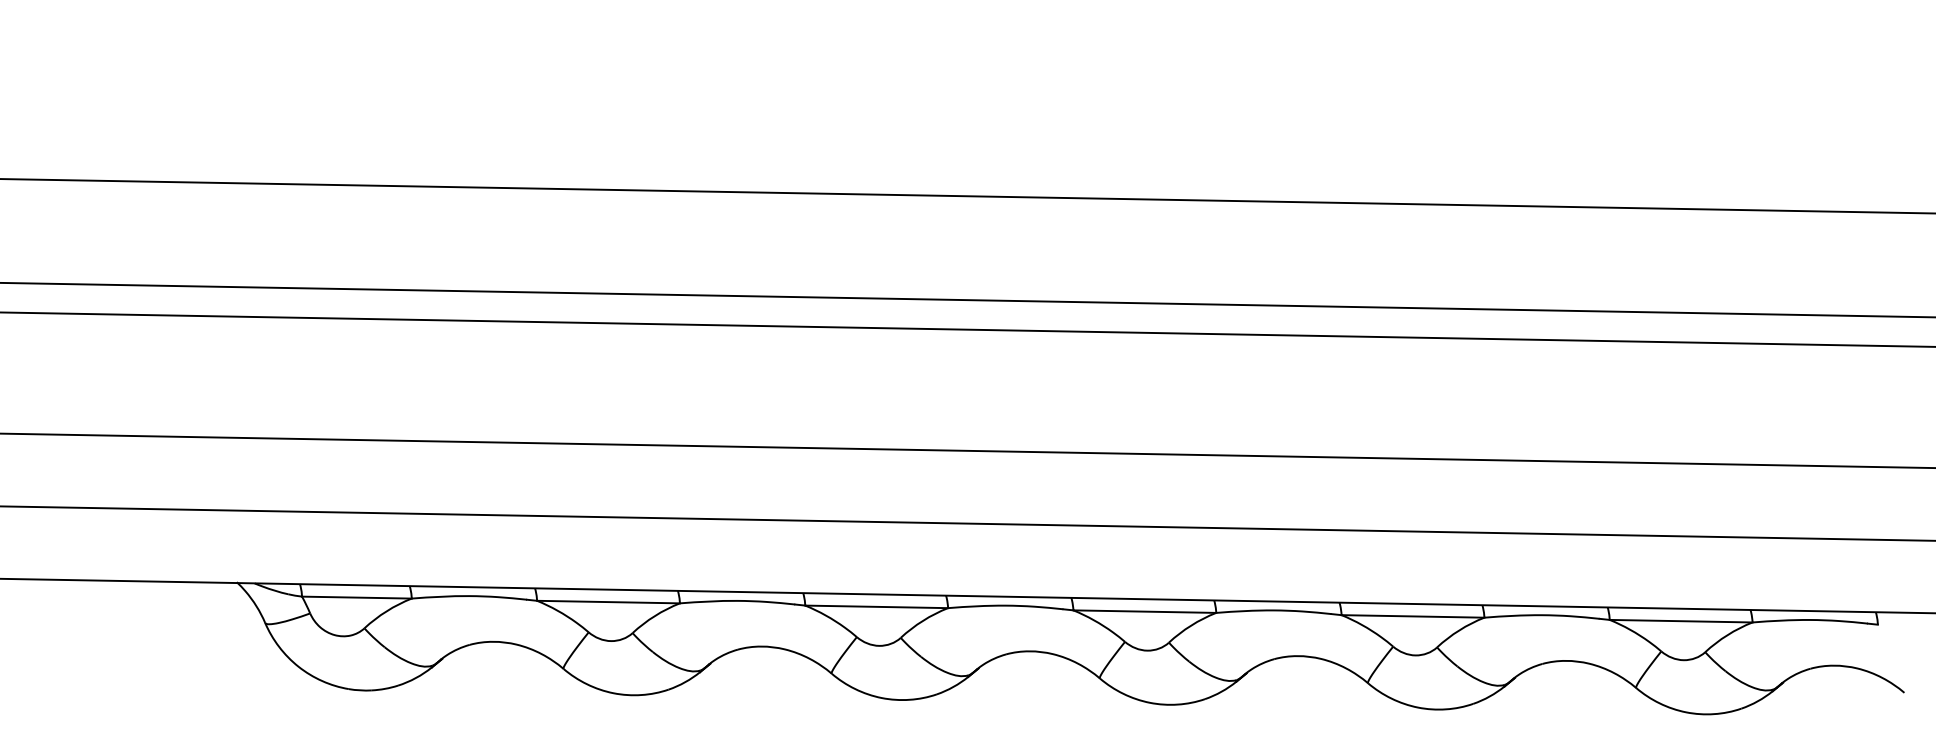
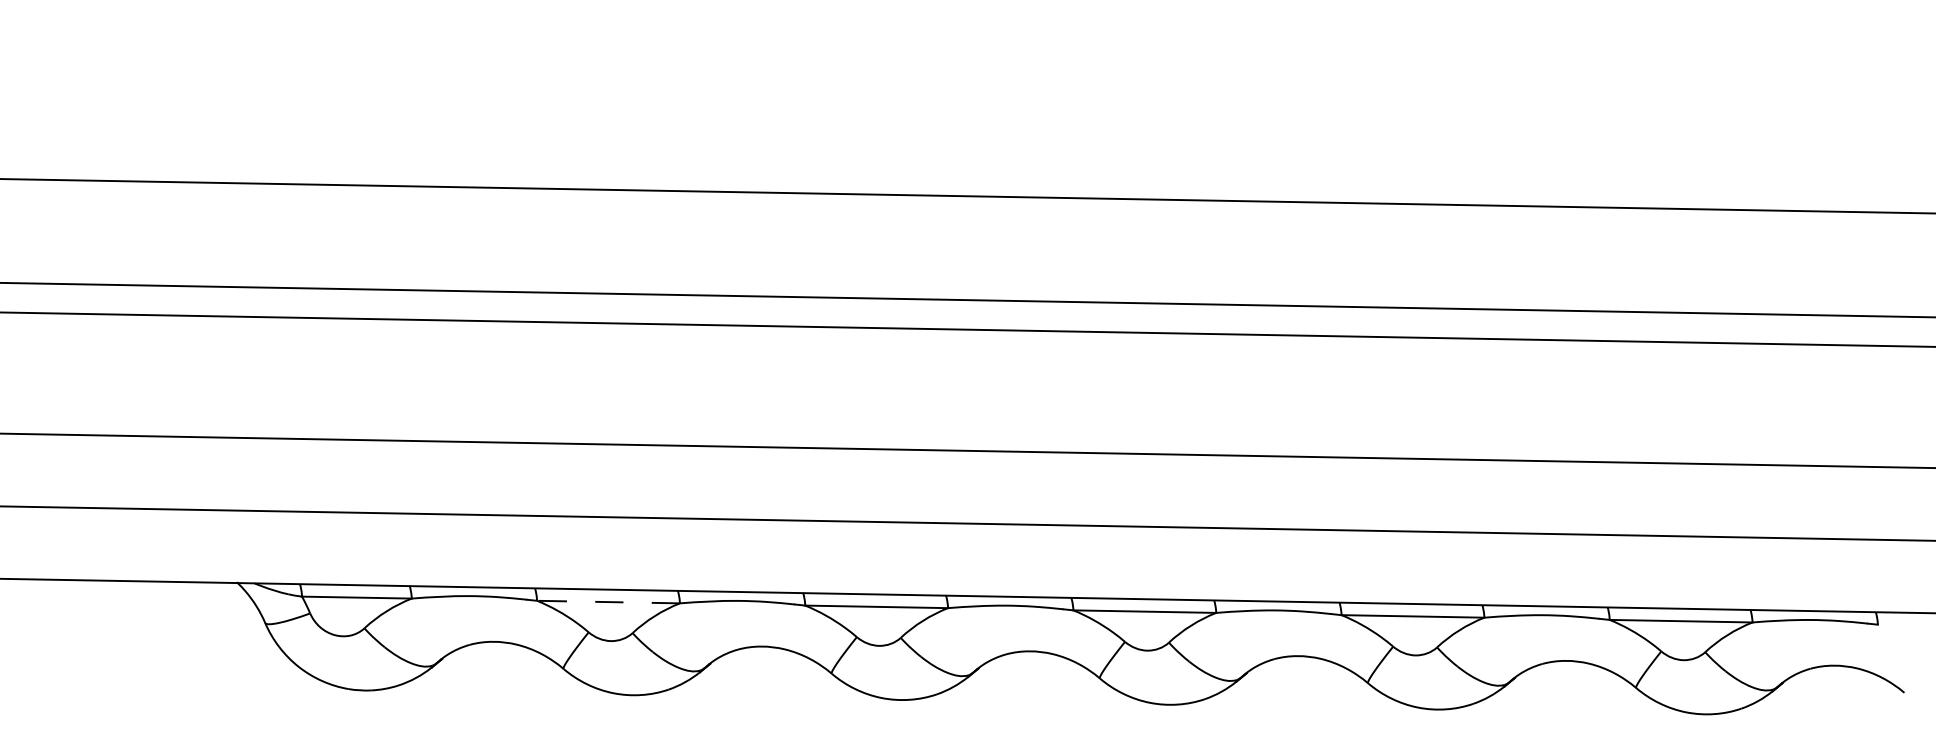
line: solid -> dashed (608, 602)
